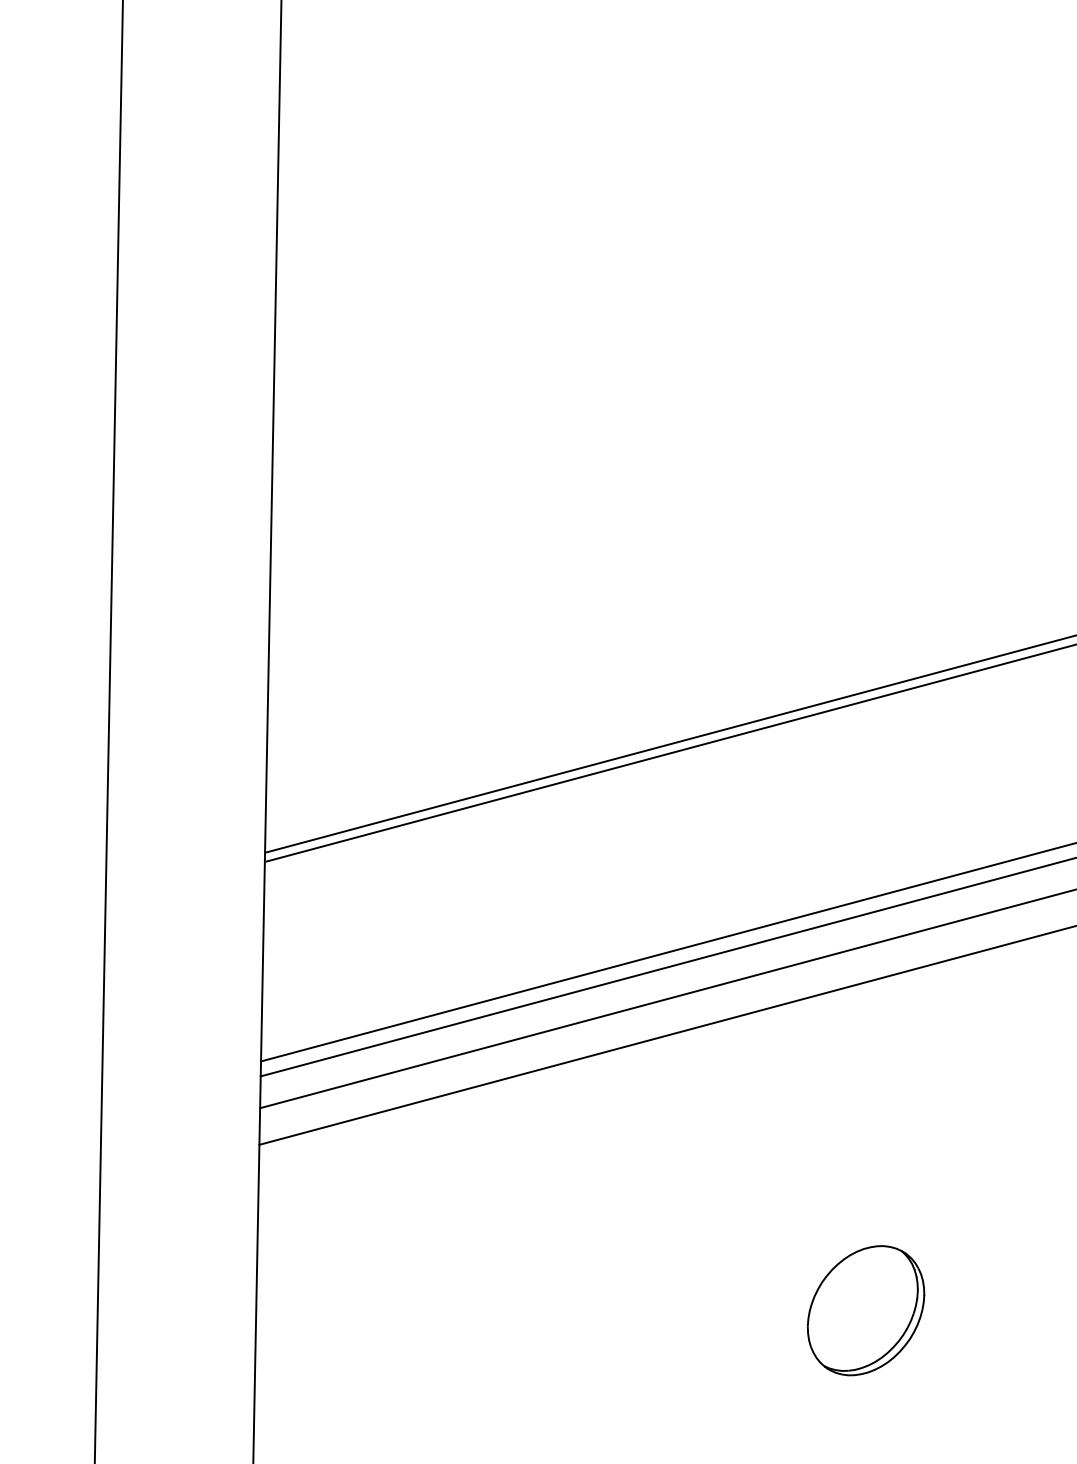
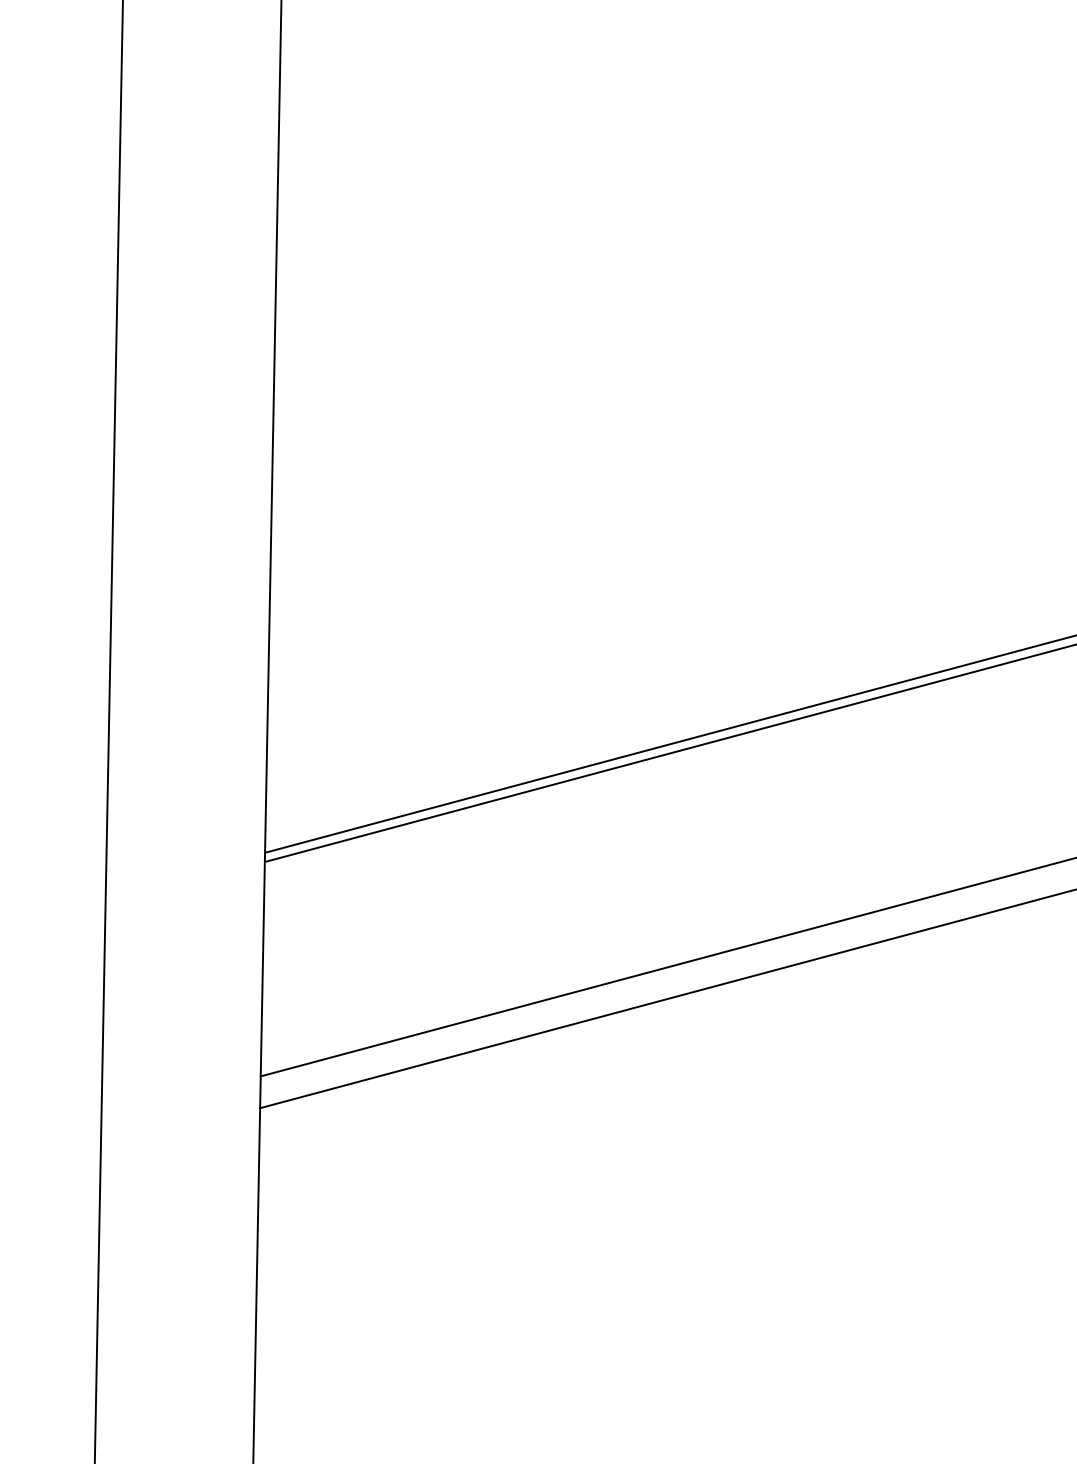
line: present -> none (667, 952)
line: present -> none (666, 1035)
part: present -> none (866, 1310)
